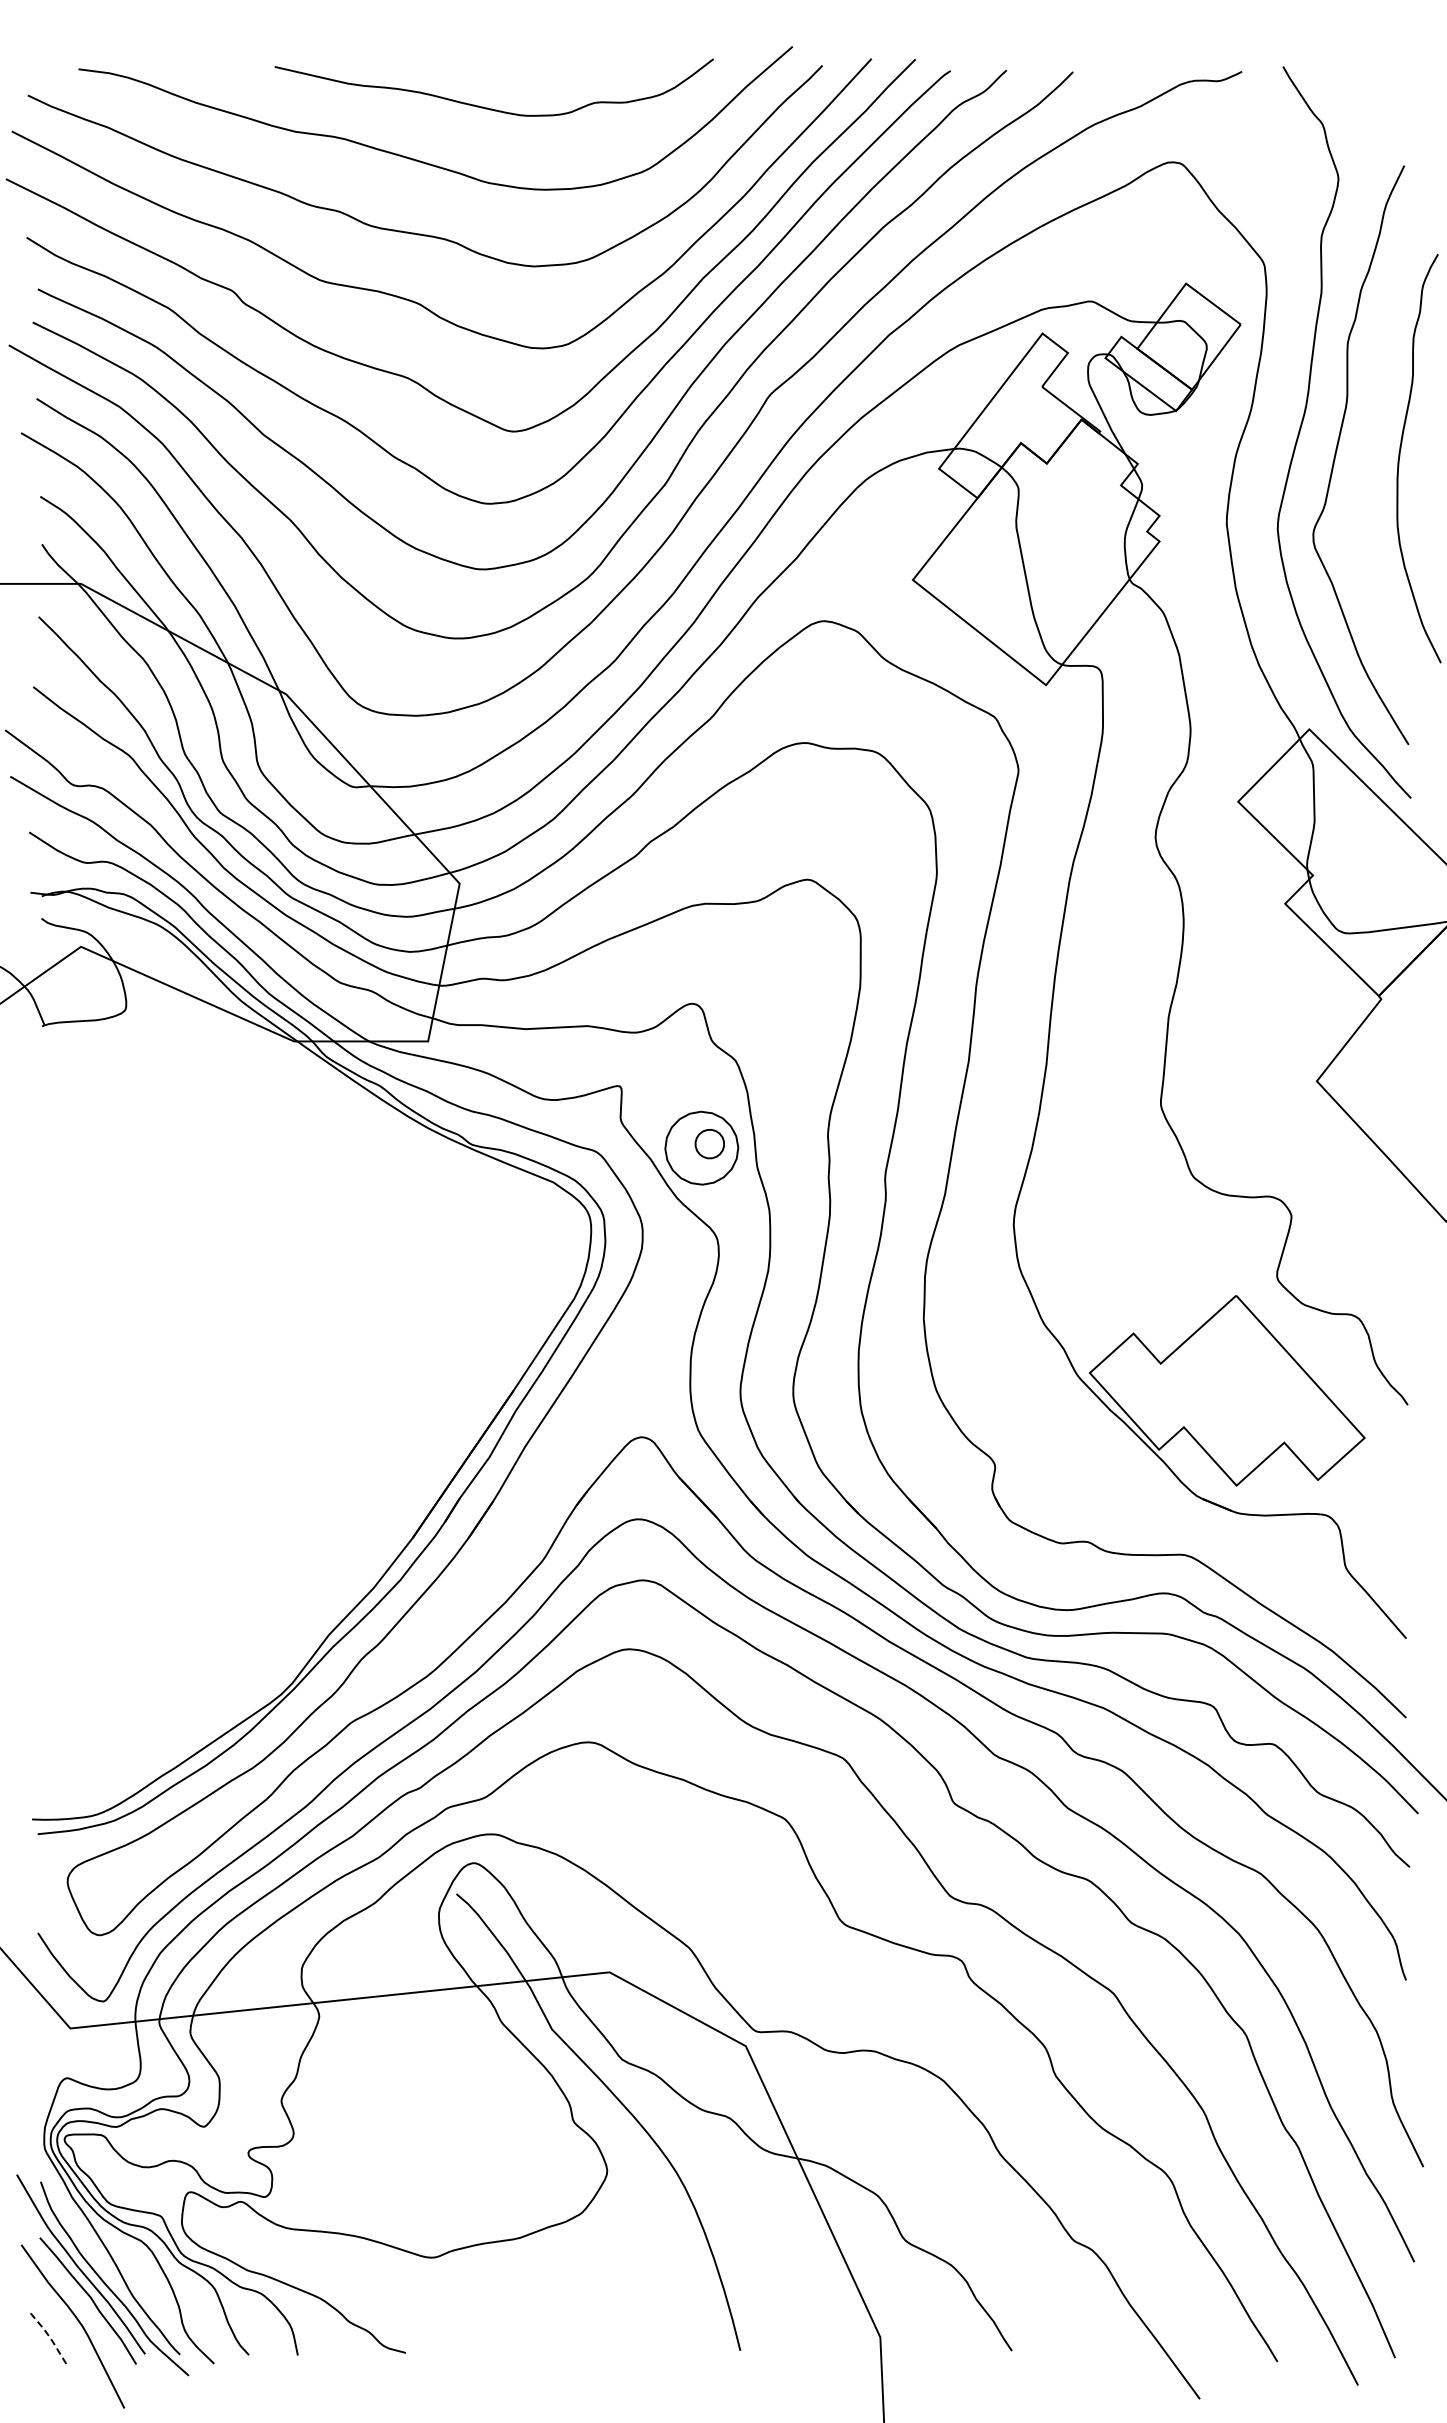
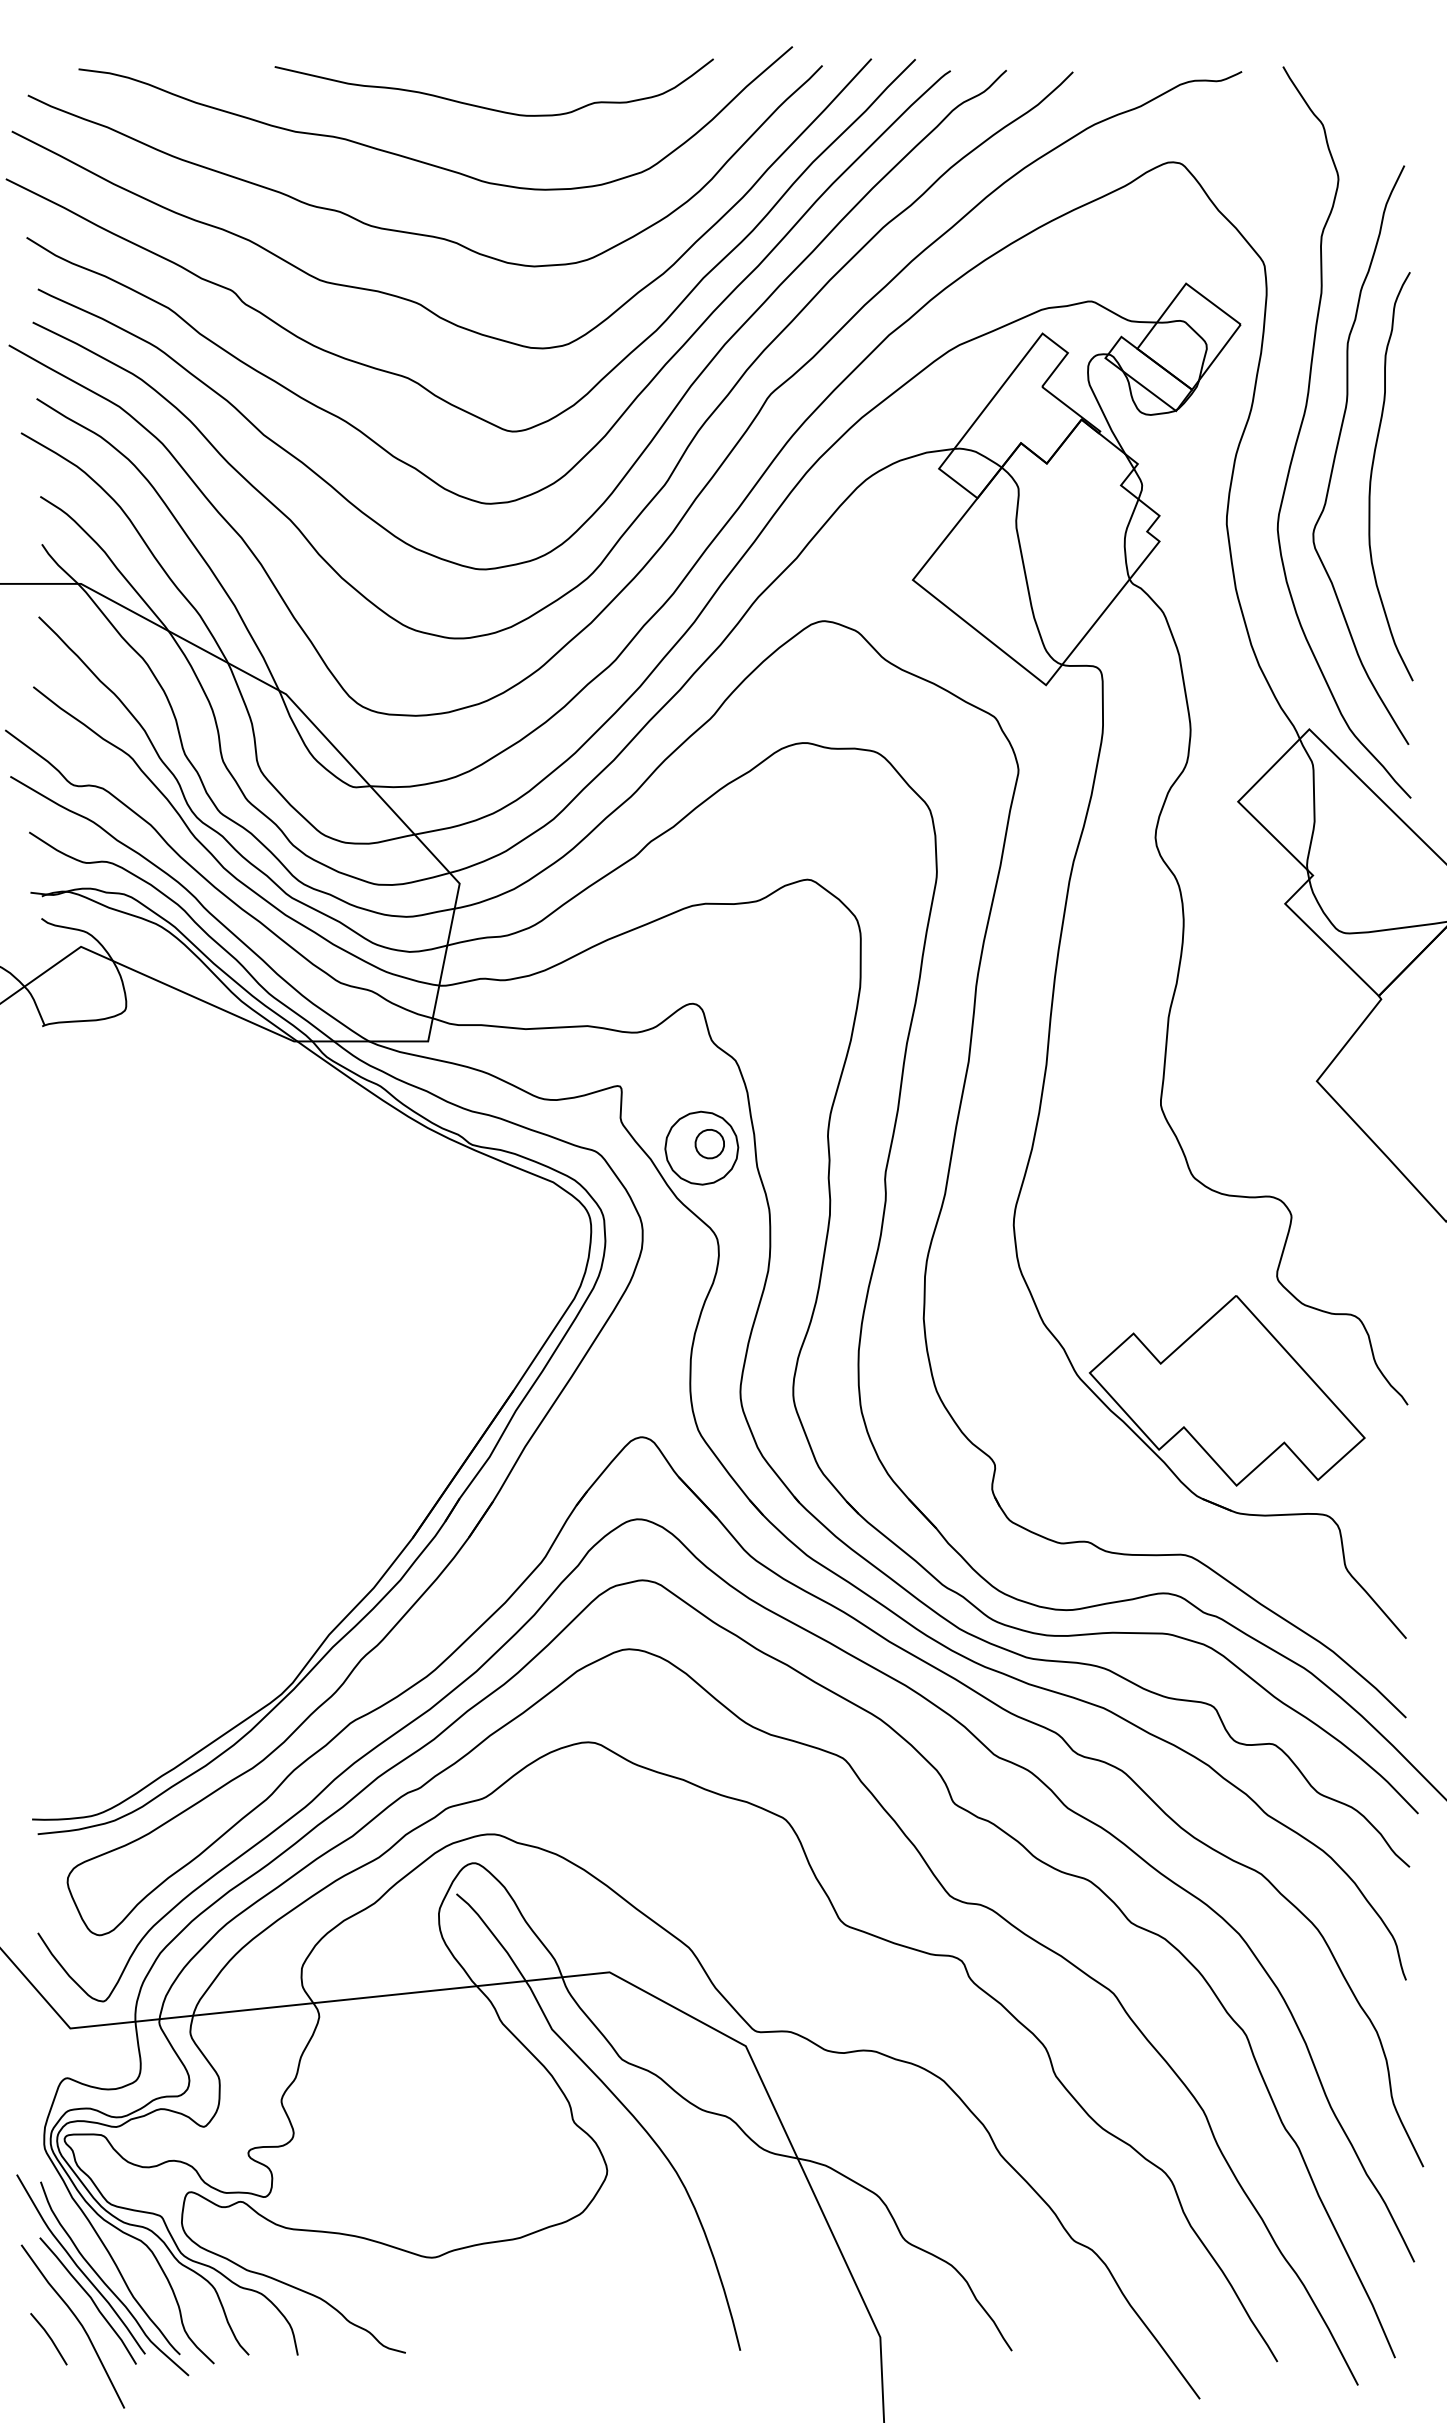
curve position: (1400, 456) -> (1372, 474) (1372, 474)
line: dashed -> solid (50, 2338)
